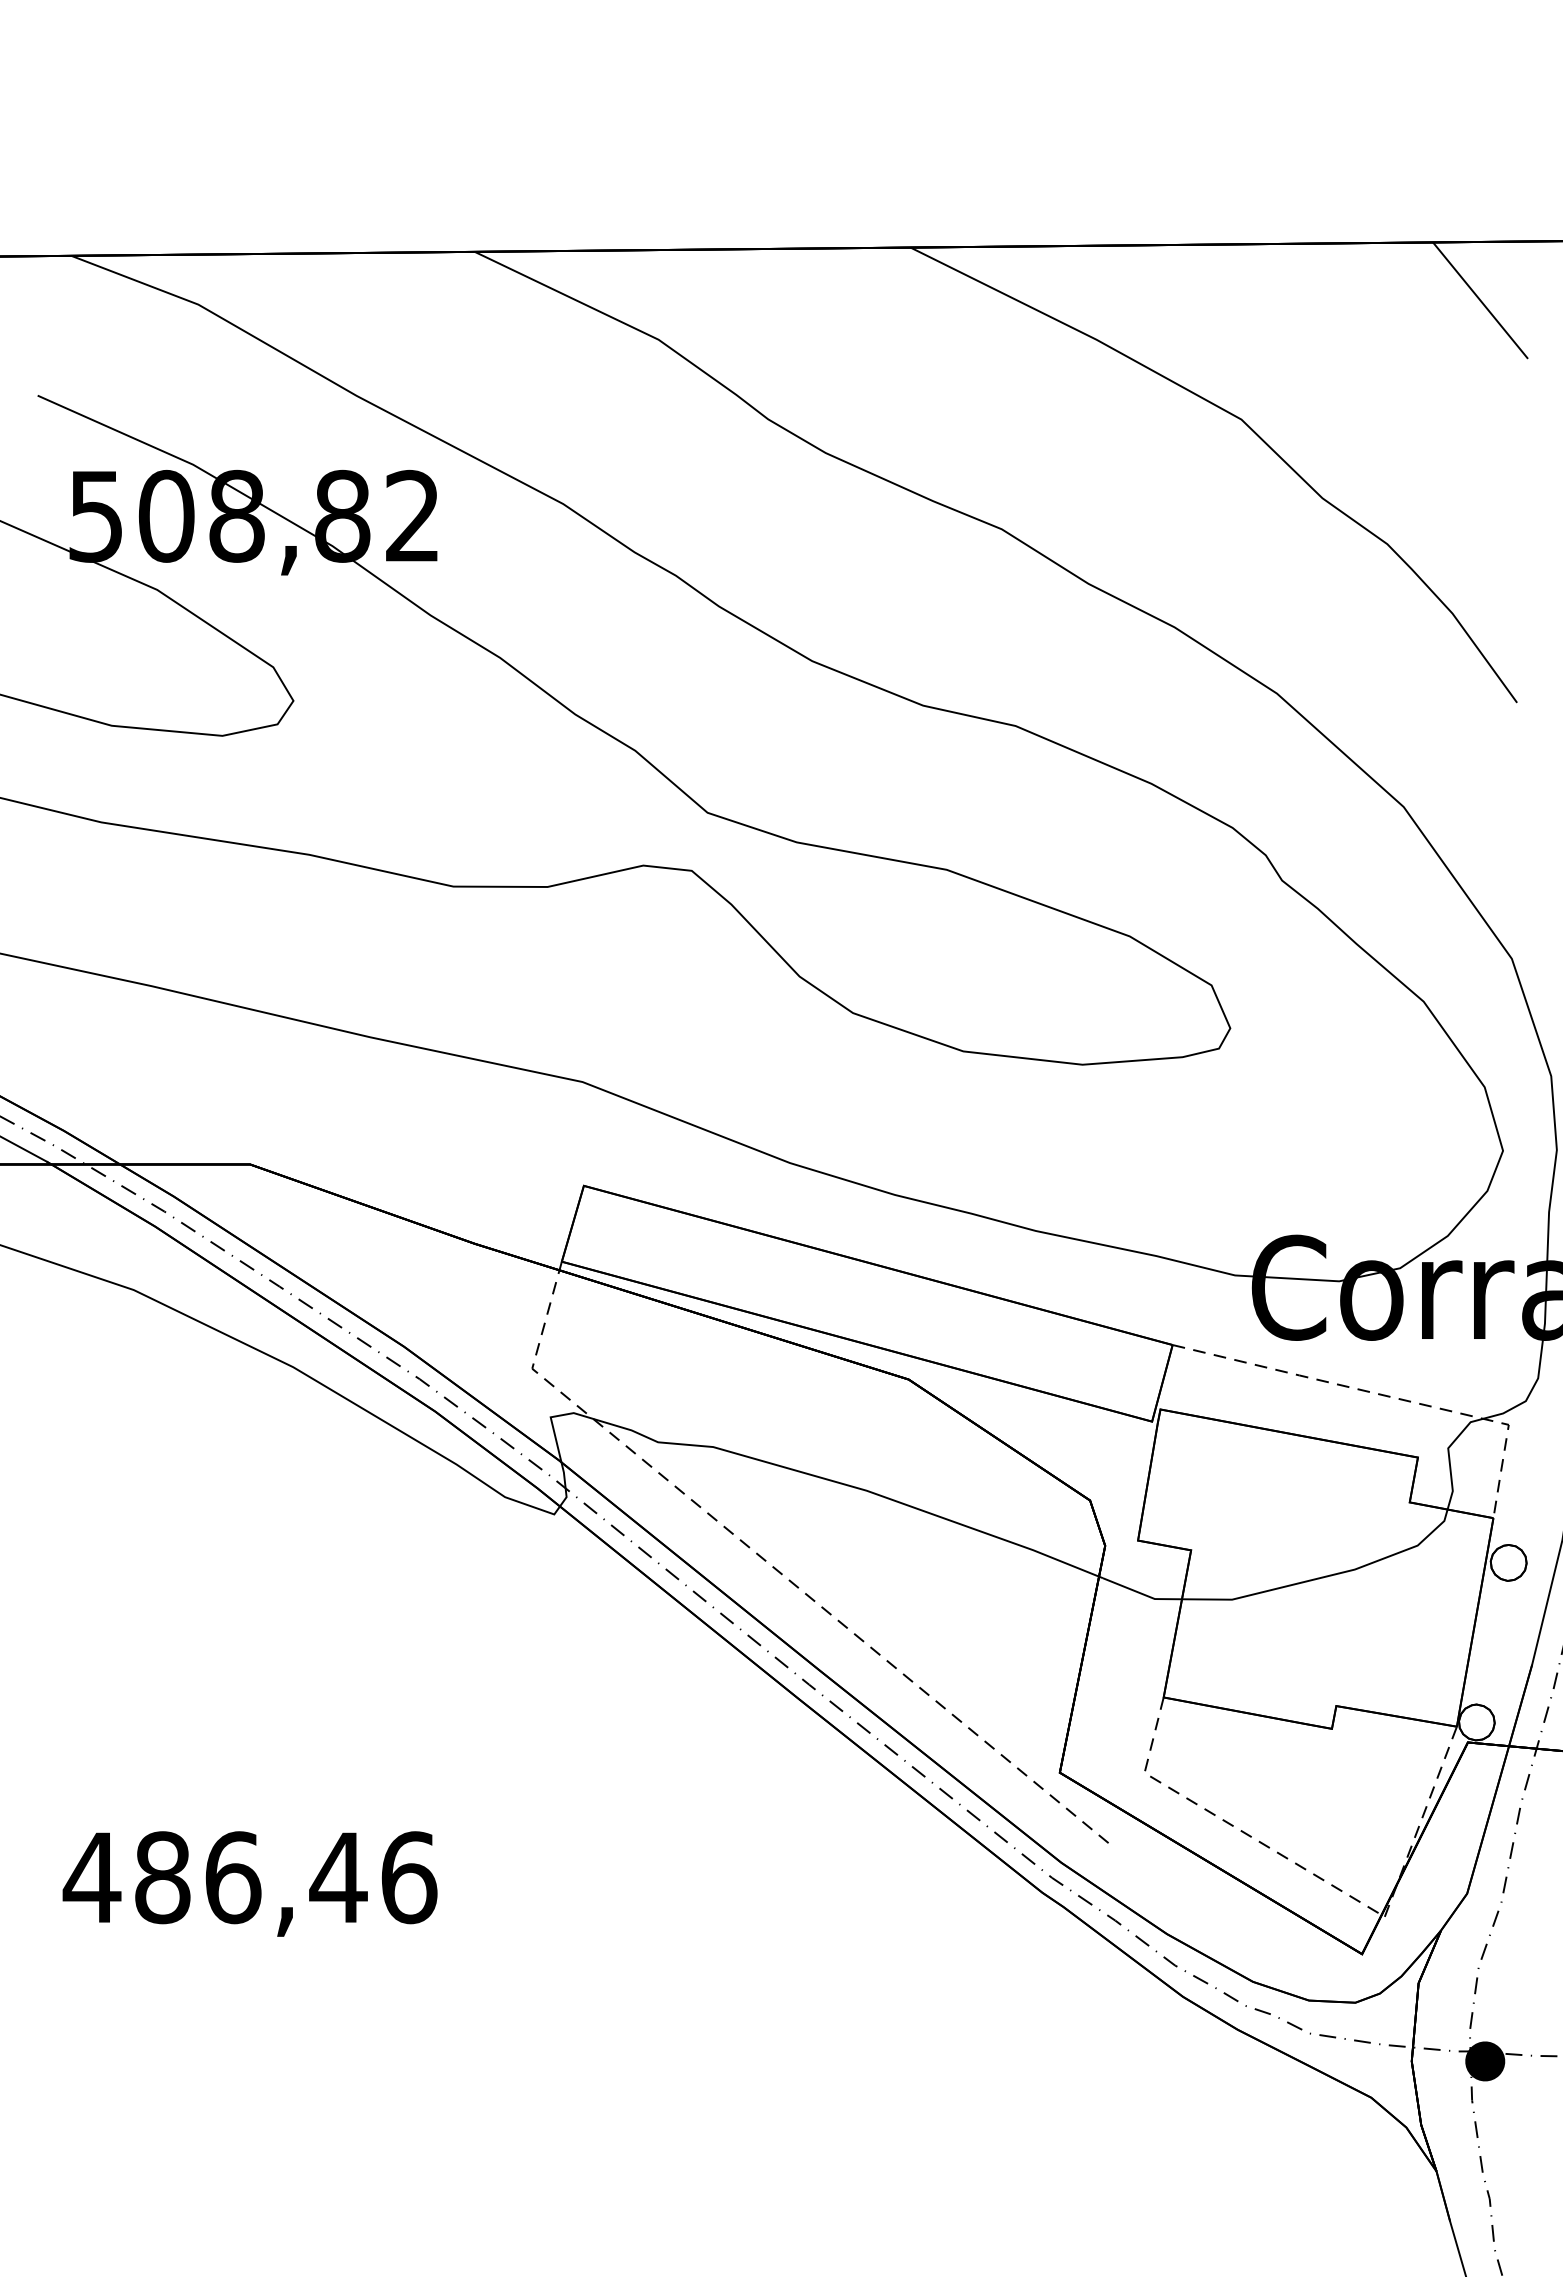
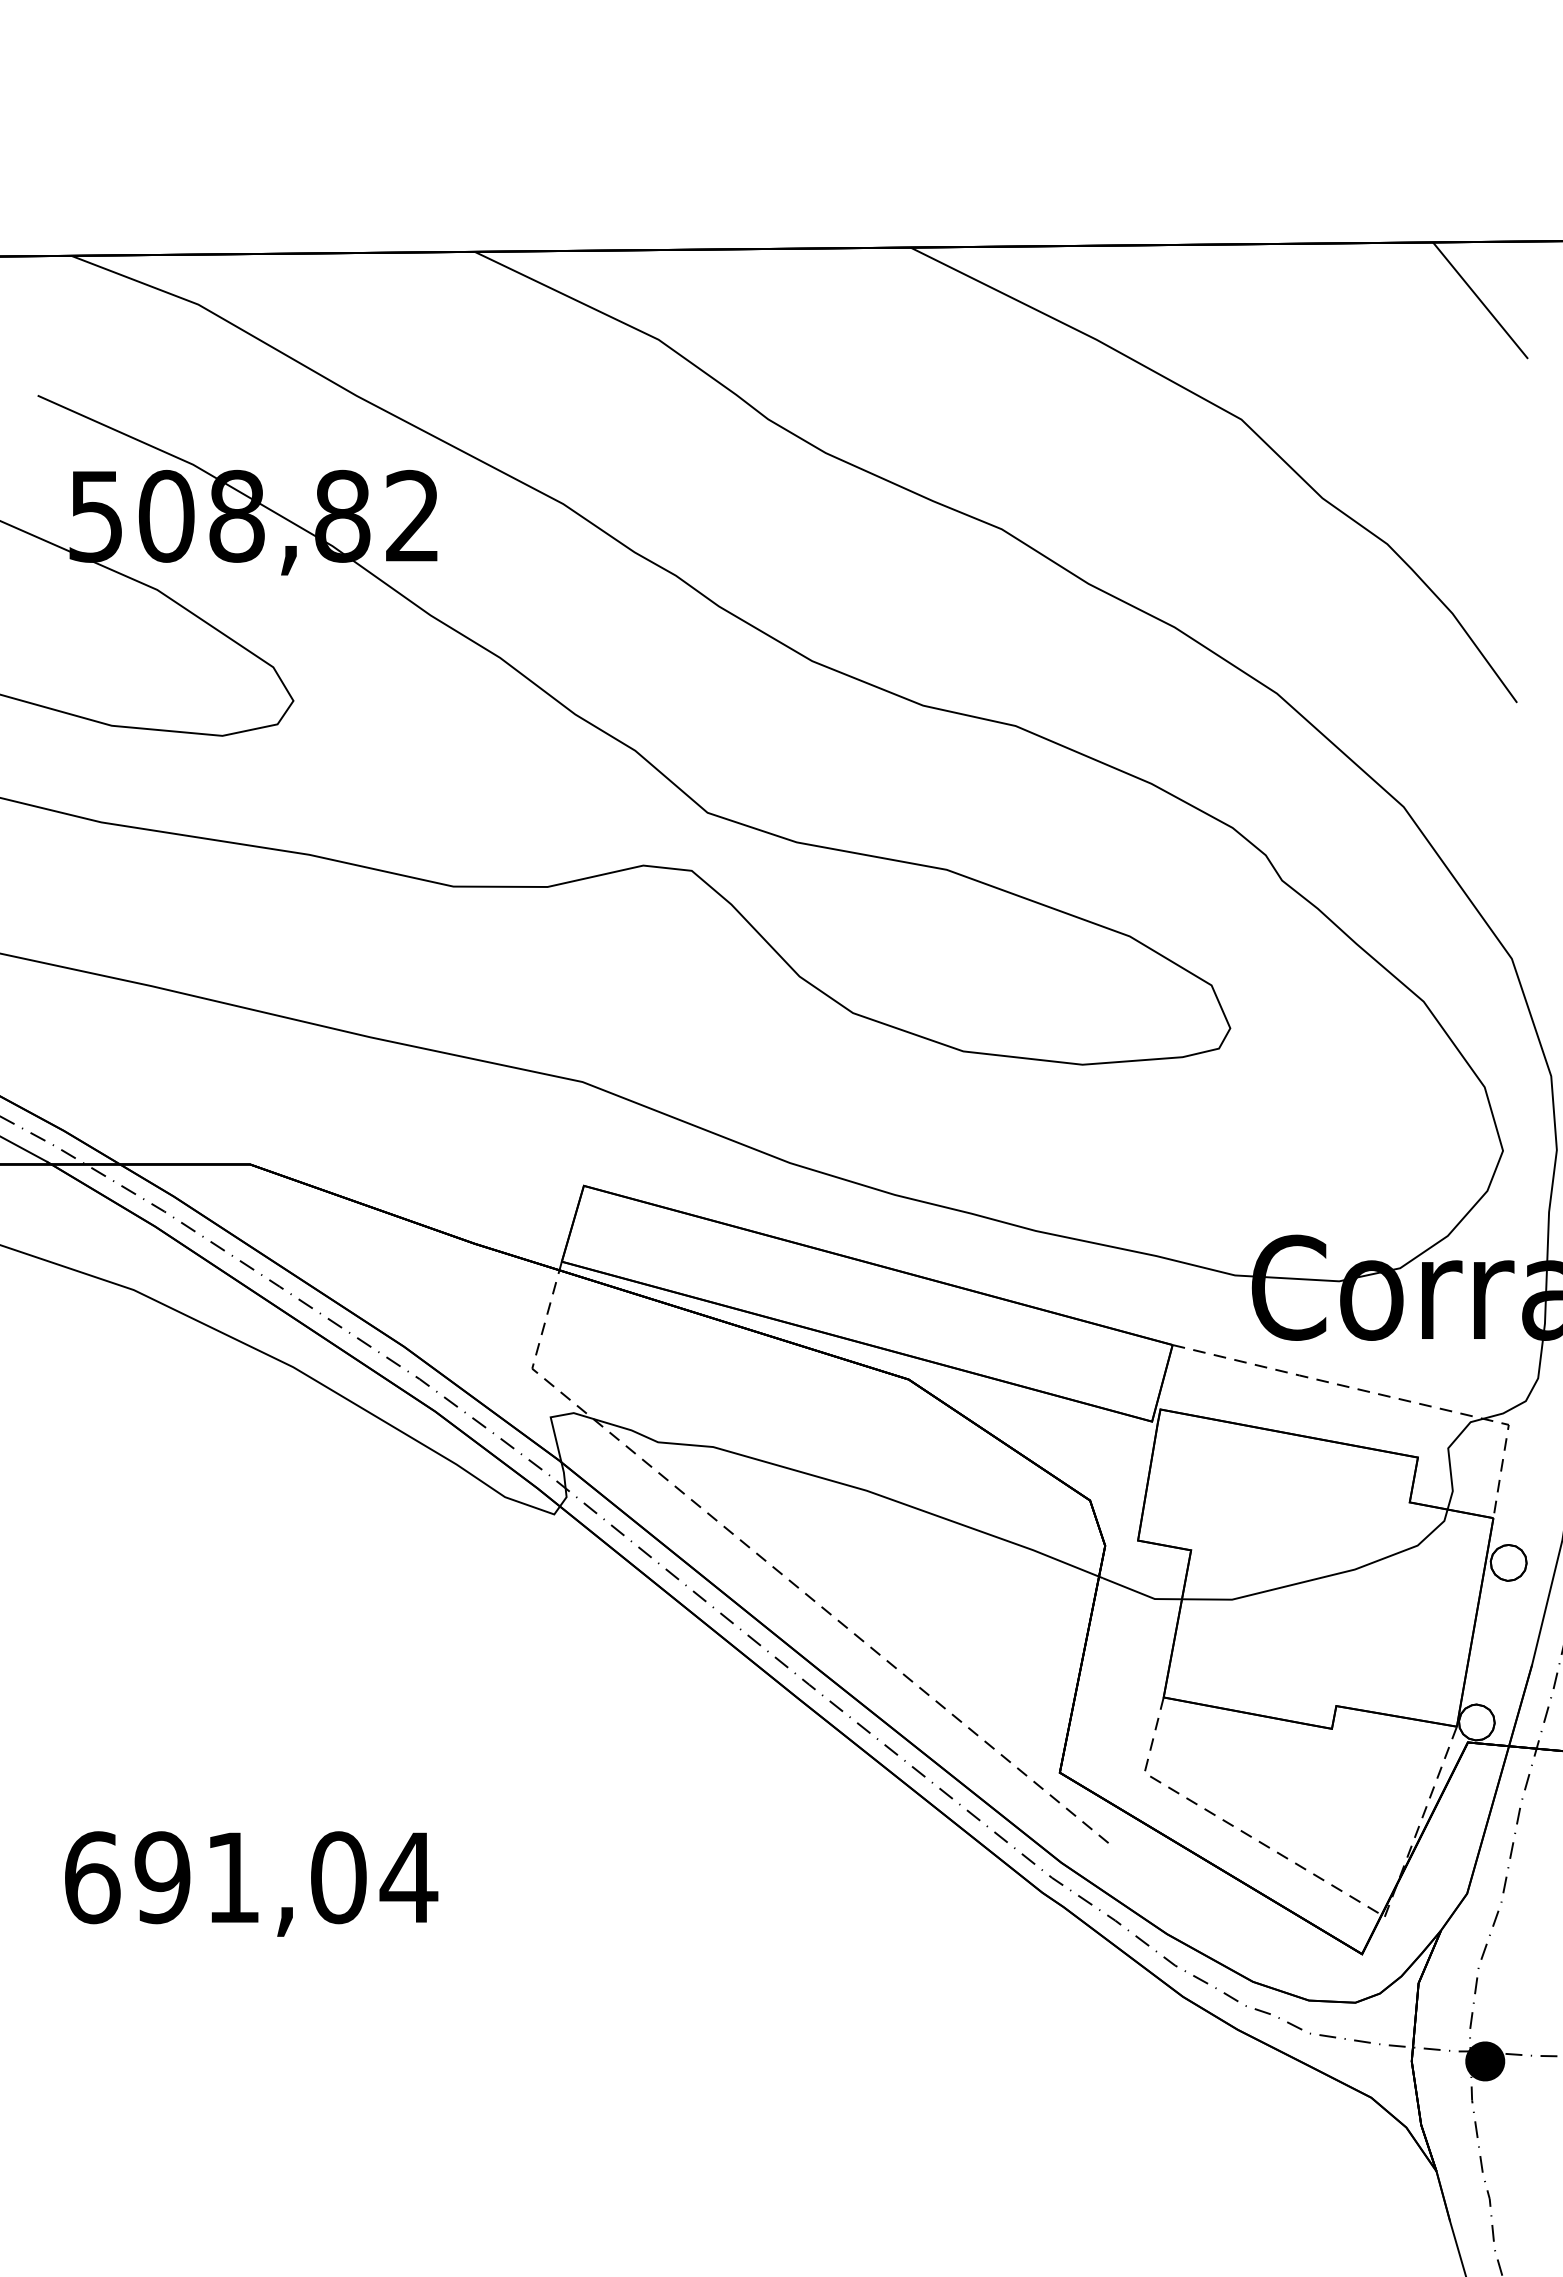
text: 486,46 -> 691,04 (250, 1877)
